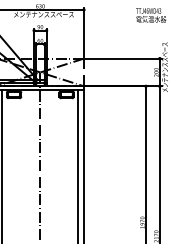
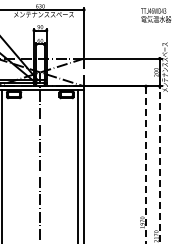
text position: (151, 15) -> (156, 15) (156, 15)
line: solid -> dashed (145, 165)
line: solid -> dashed (159, 165)
